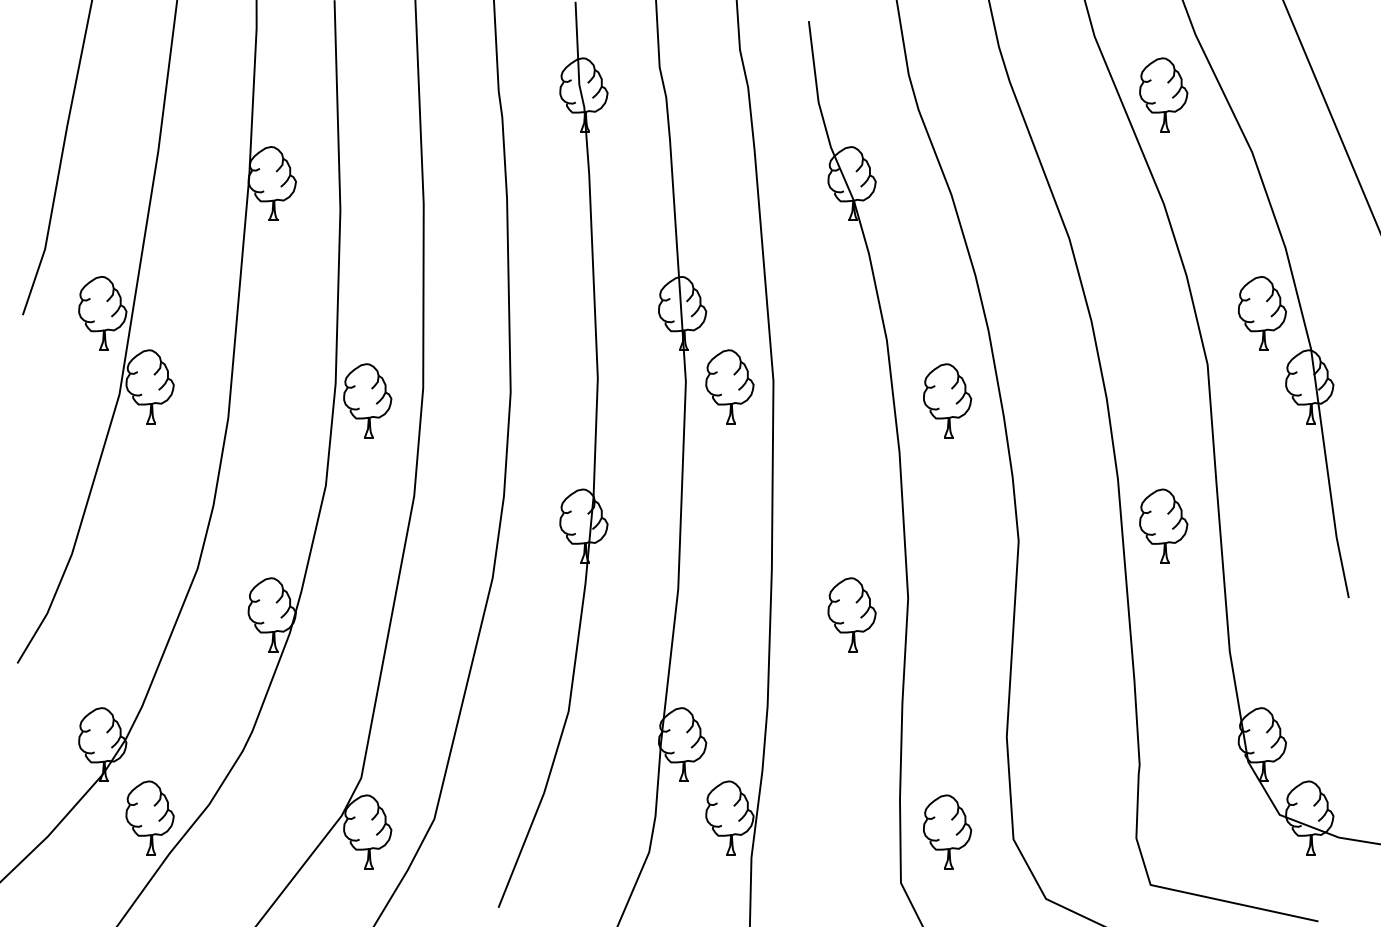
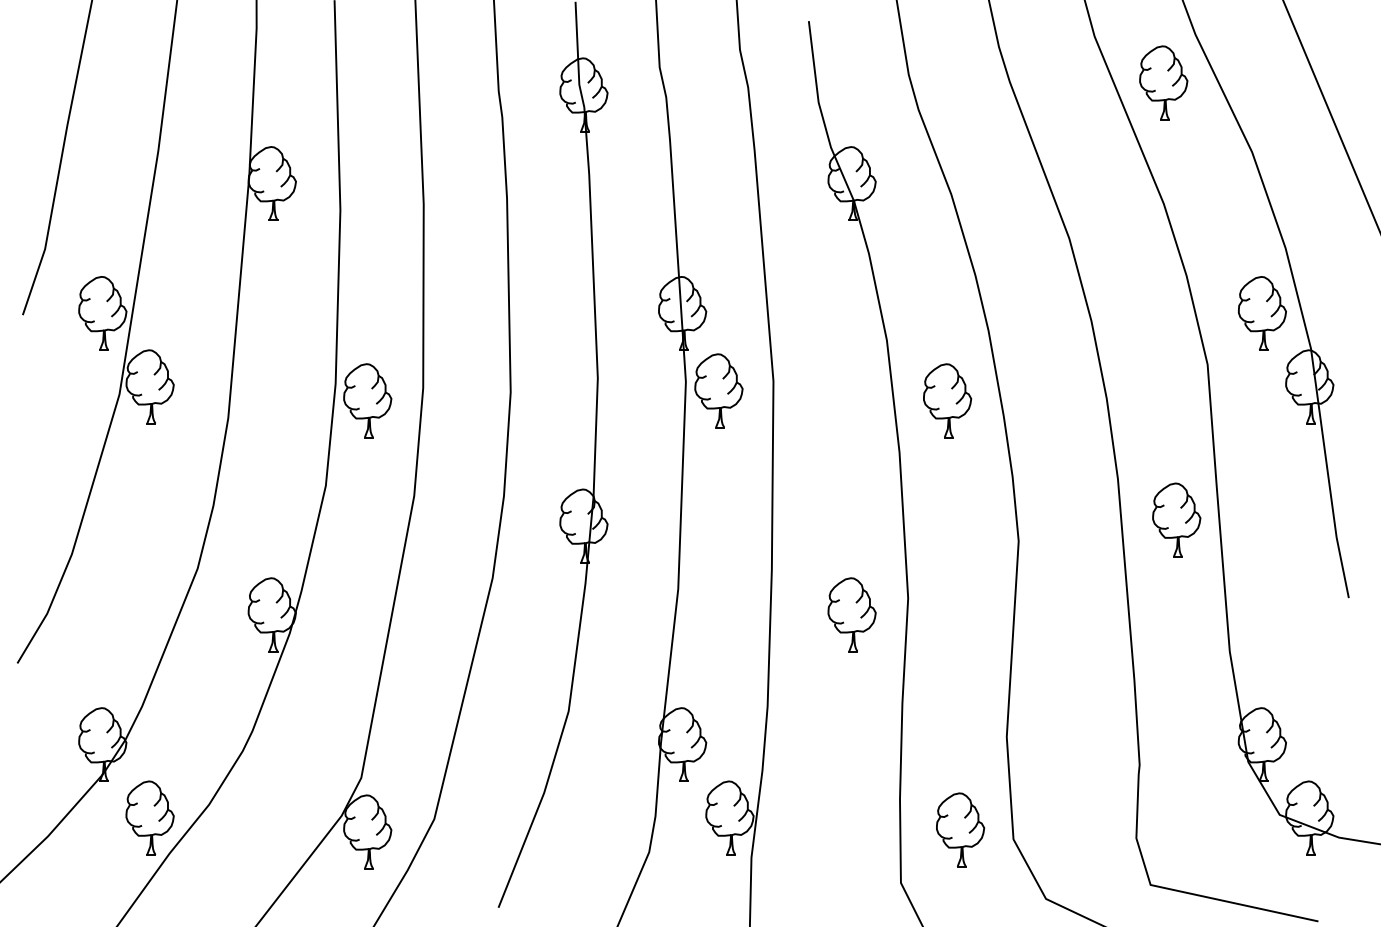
part position: (1163, 94) -> (1163, 82) (1163, 82)
part position: (729, 386) -> (718, 390) (718, 390)
part position: (1163, 525) -> (1176, 519) (1176, 519)
part position: (947, 831) -> (960, 829) (960, 829)
